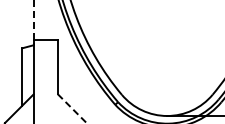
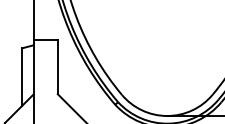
line: dashed -> solid (33, 19)
line: dashed -> solid (72, 108)
